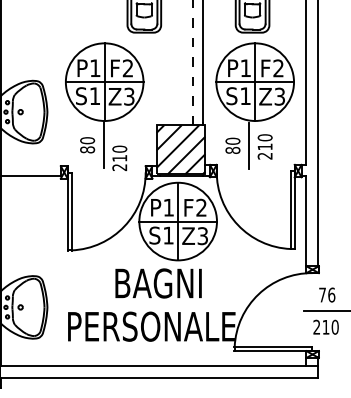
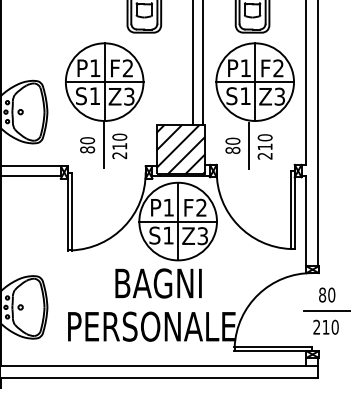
line: dashed -> solid (192, 62)
text position: (119, 158) -> (119, 146) (119, 146)
line: none -> present (31, 166)
text: 76 -> 80 (327, 294)
